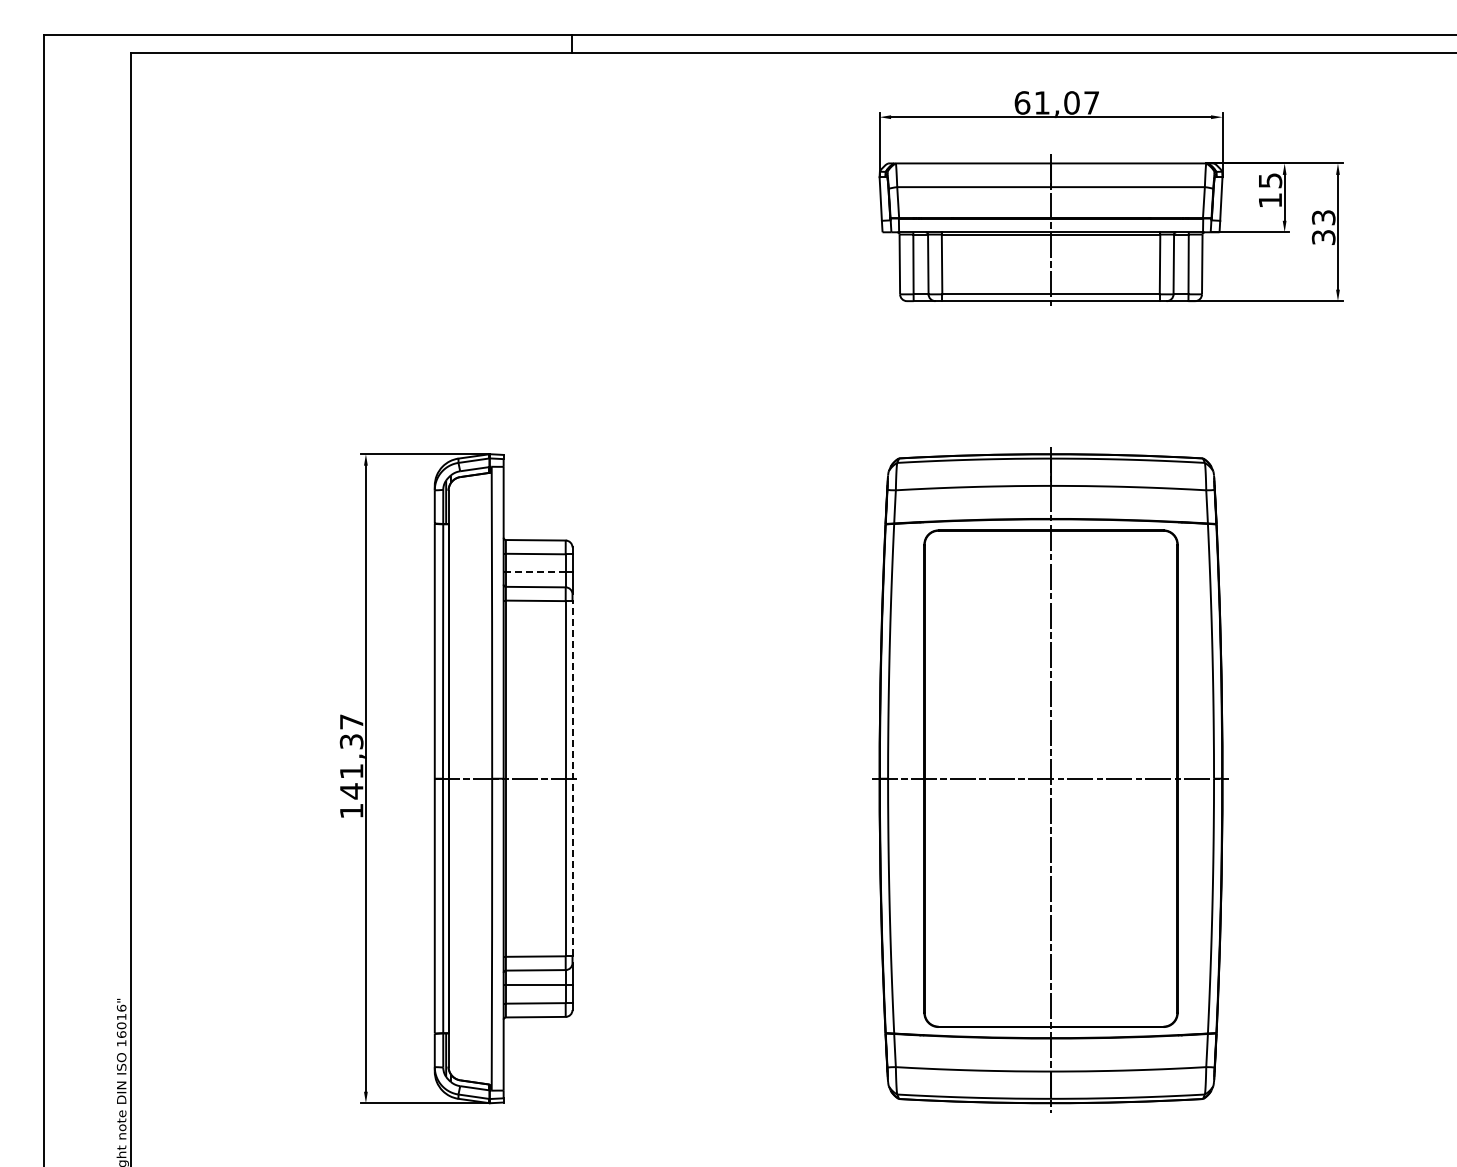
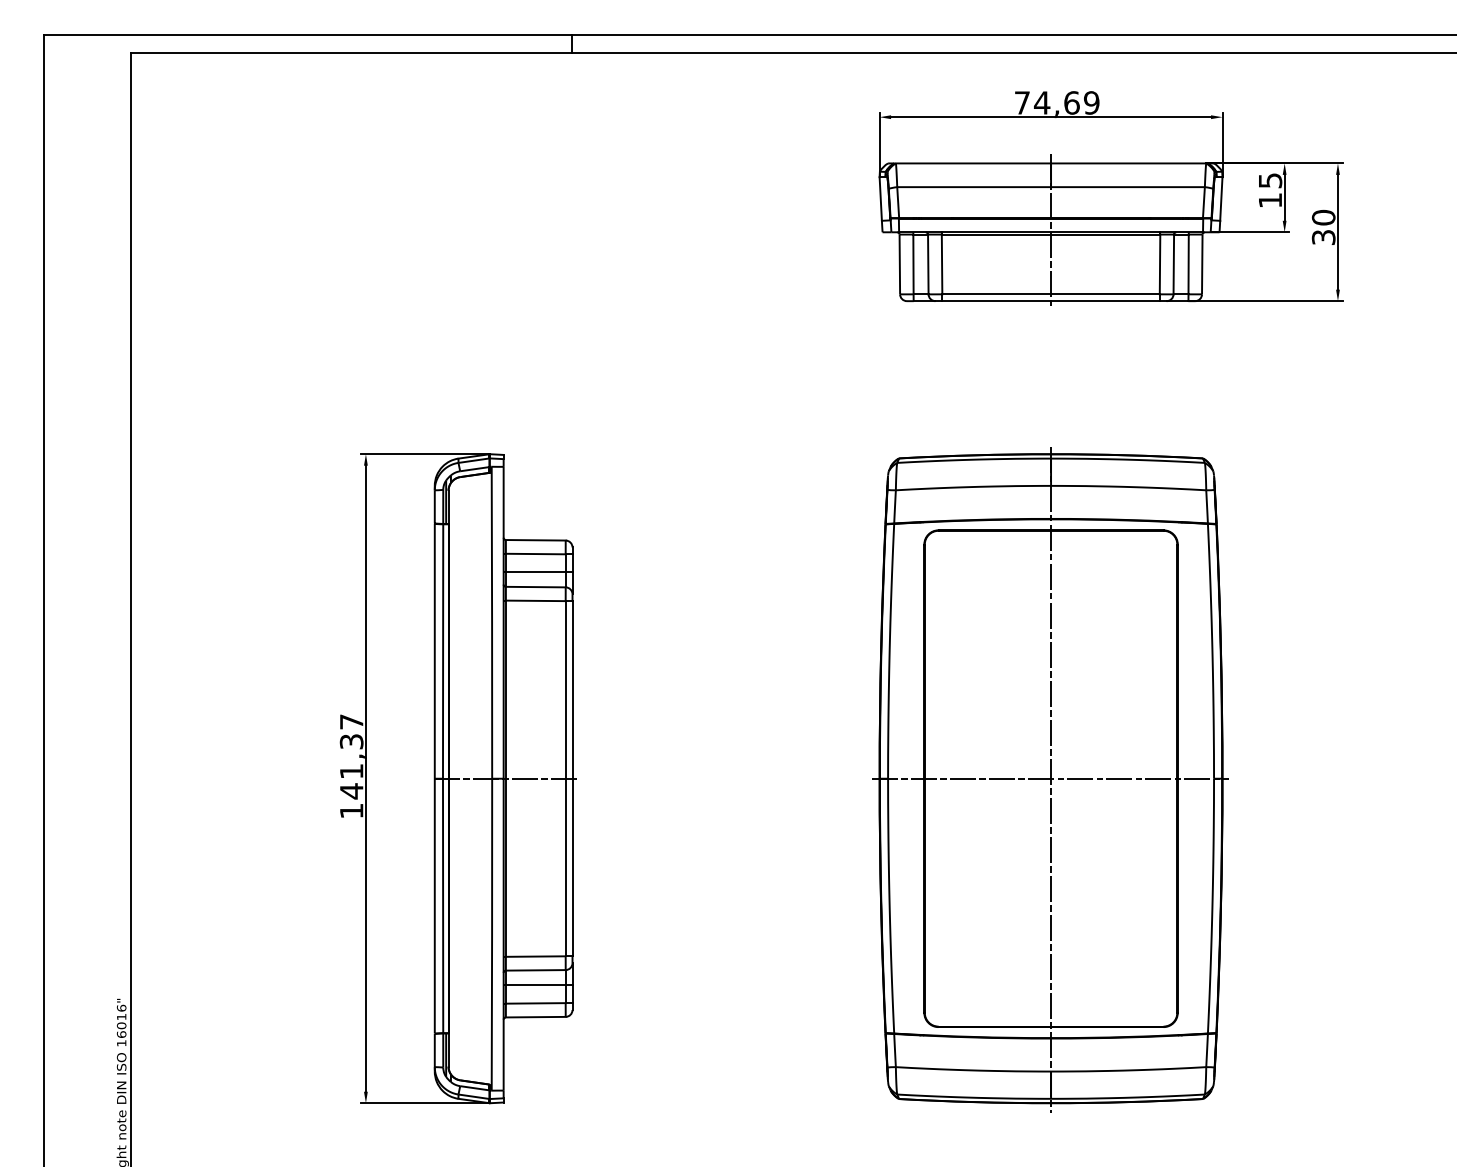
text: 61,07 -> 74,69 (1056, 102)
text: 33 -> 30 (1323, 217)
line: dashed -> solid (535, 572)
line: dashed -> solid (572, 778)
